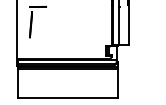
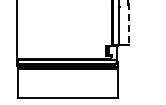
part: present -> none (37, 21)
line: solid -> dashed (129, 23)
